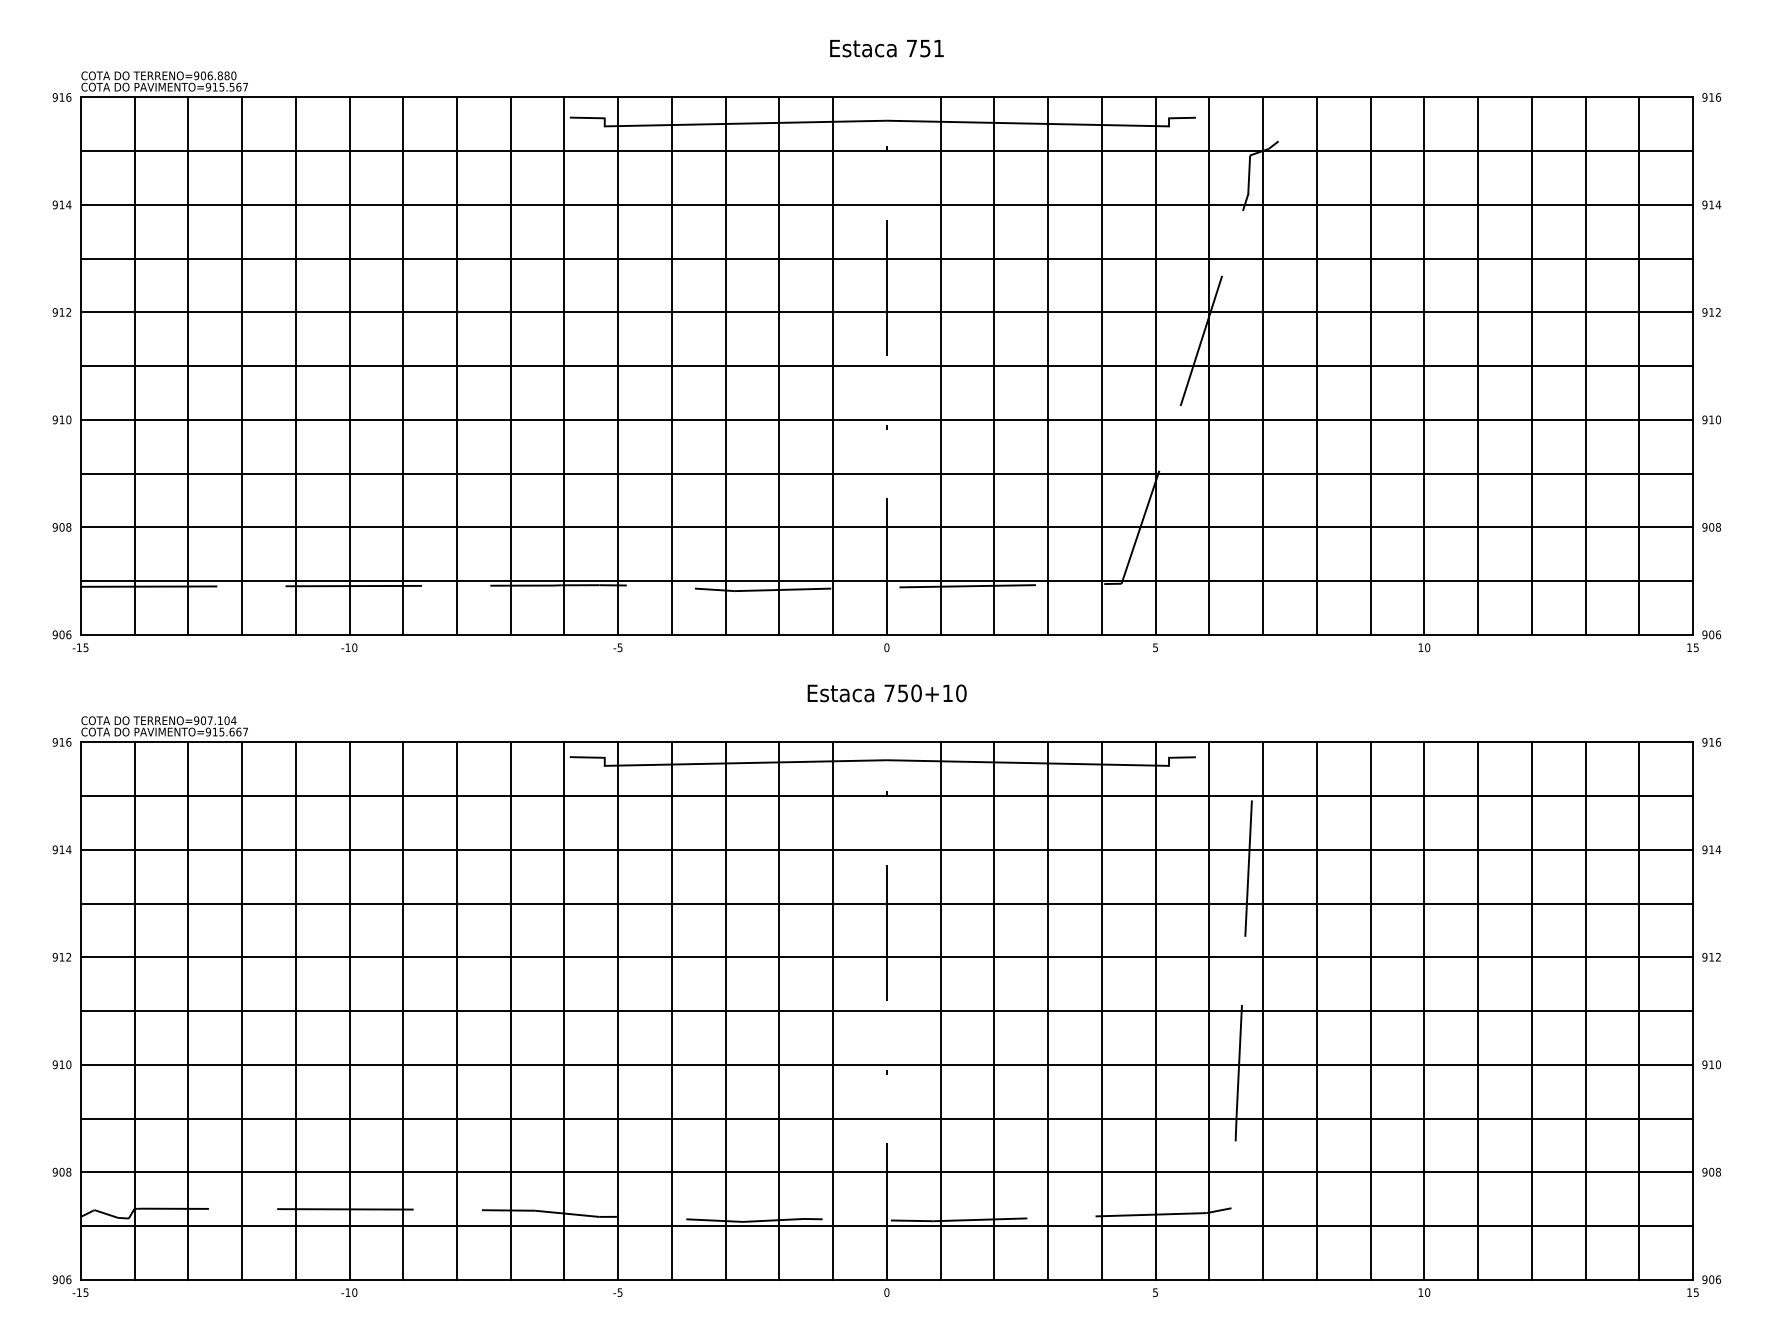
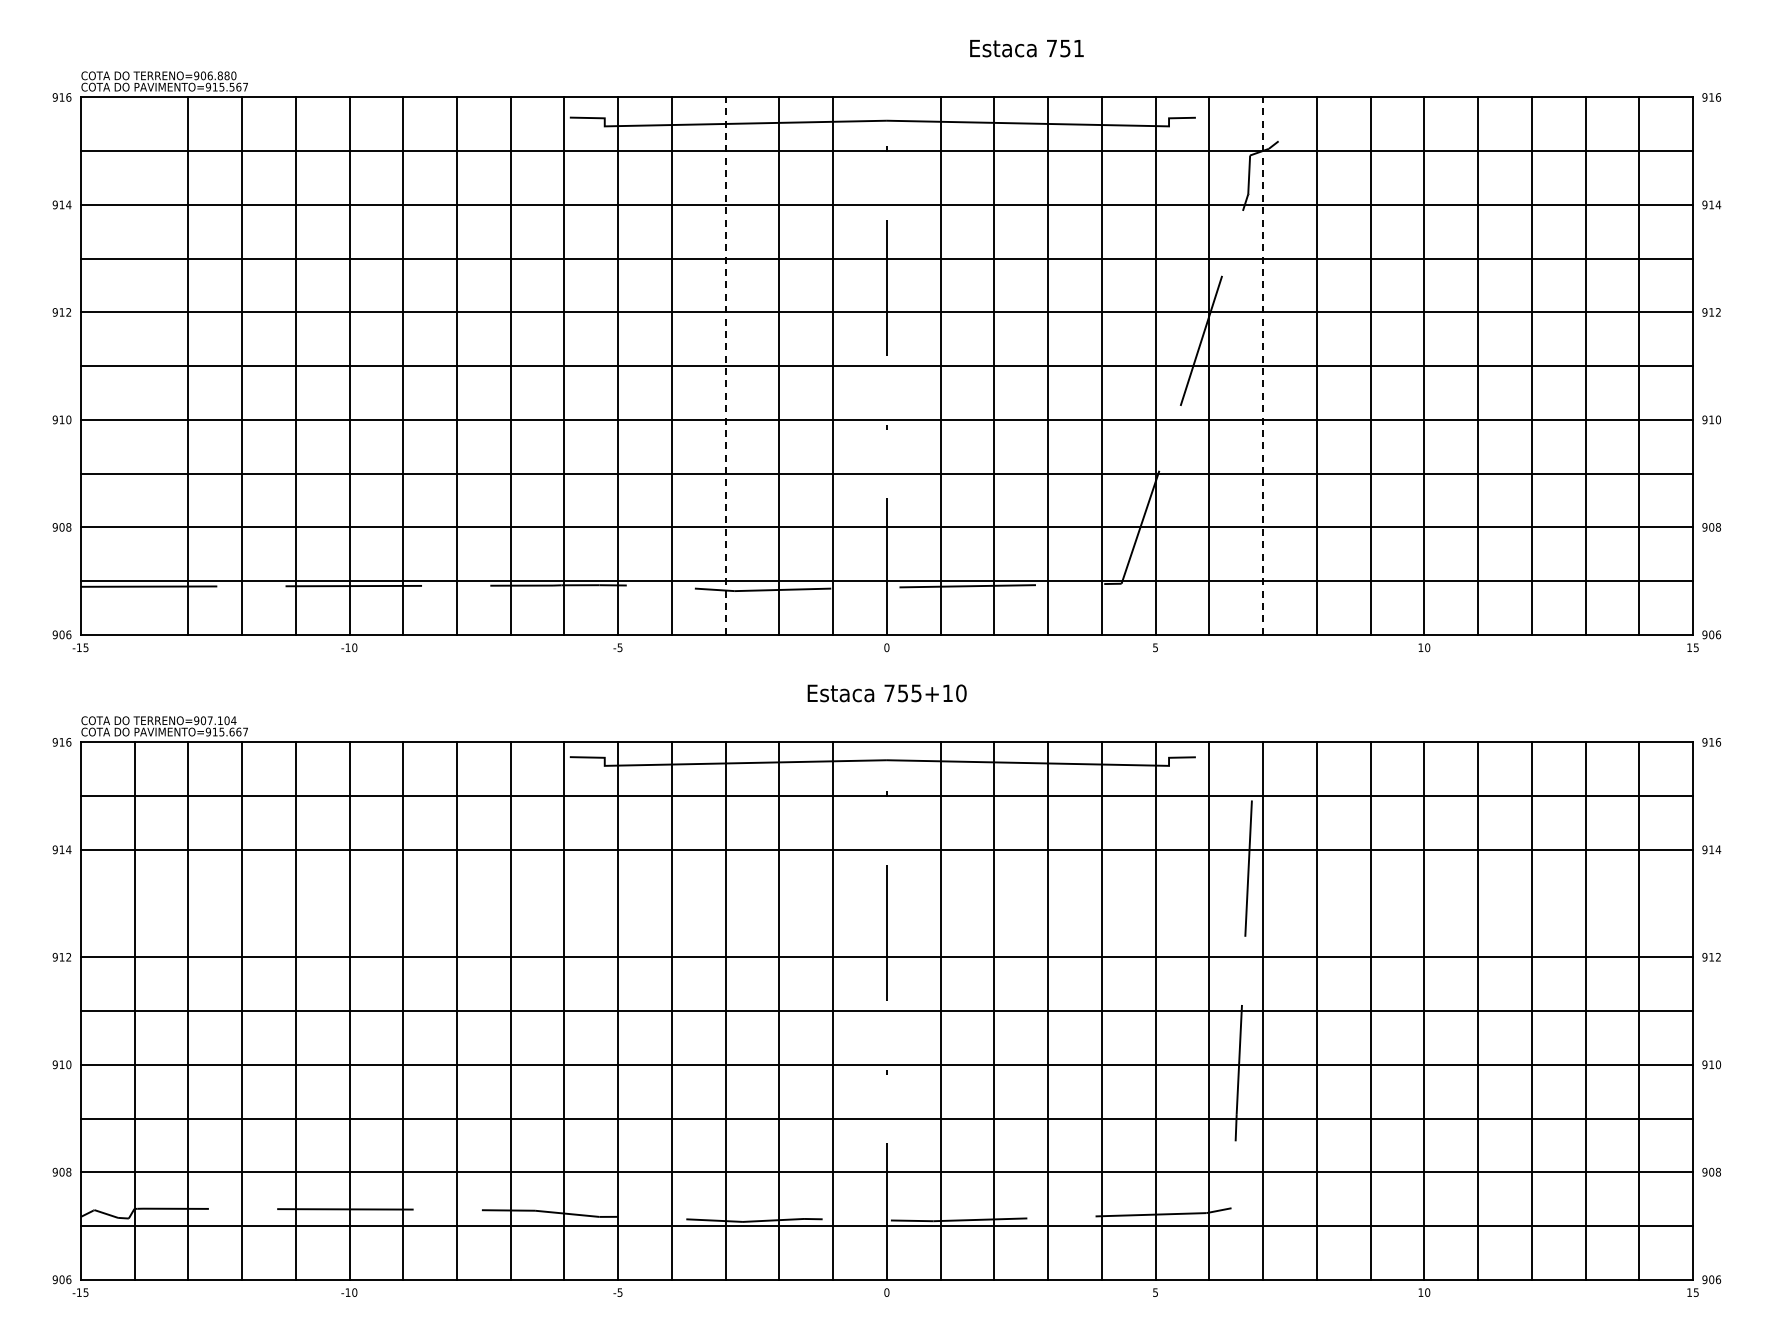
text position: (886, 48) -> (1026, 48) (1026, 48)
line: present -> none (134, 365)
line: solid -> dashed (725, 366)
line: solid -> dashed (1263, 366)
text: 750+10 -> 755+10 (916, 693)
line: present -> none (886, 903)
